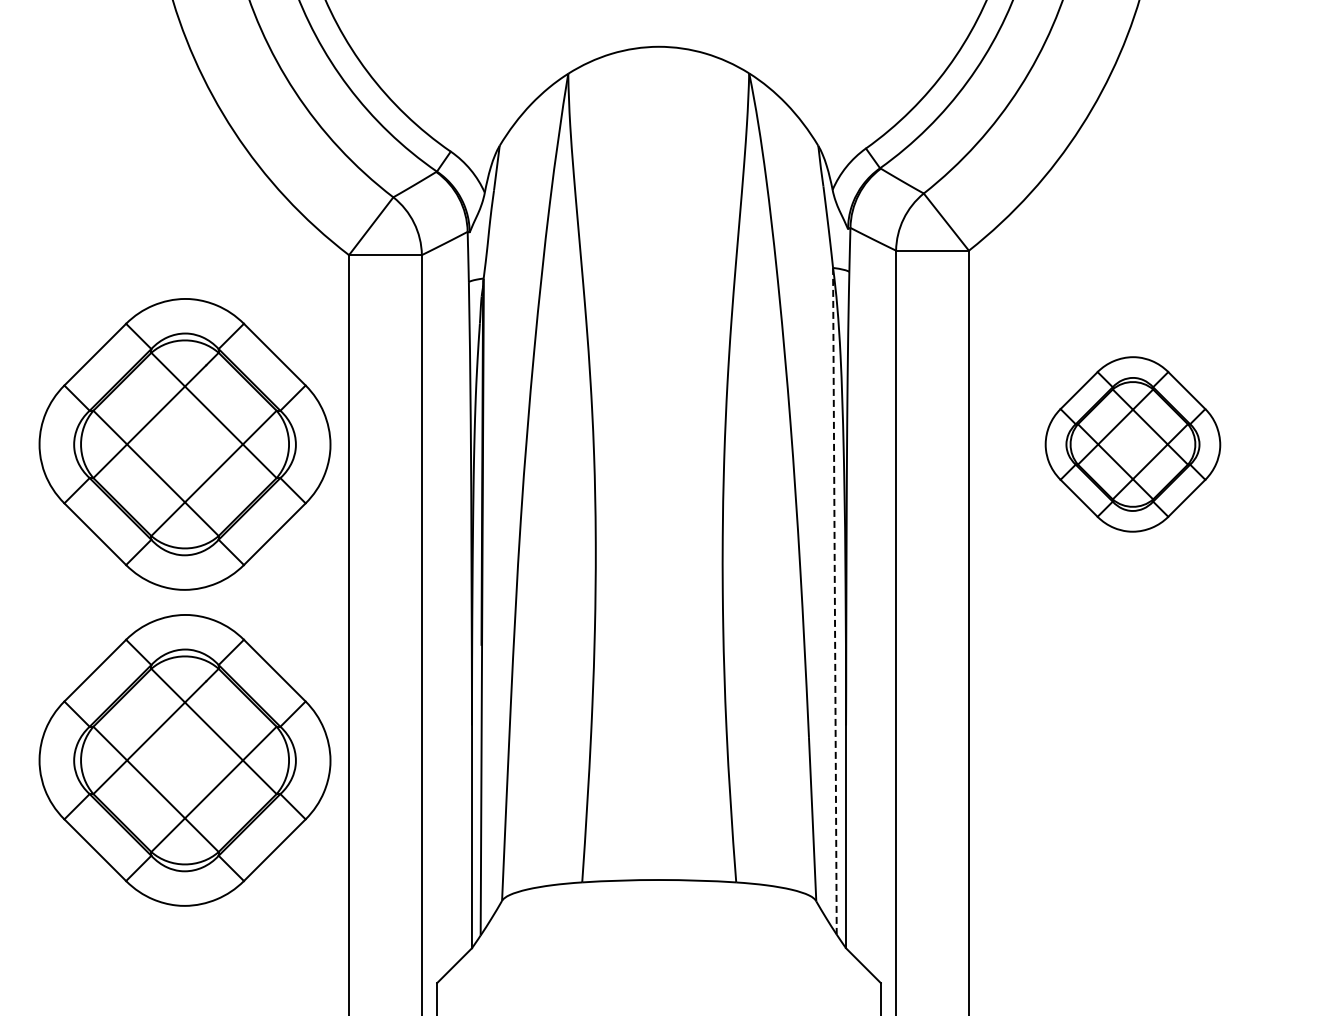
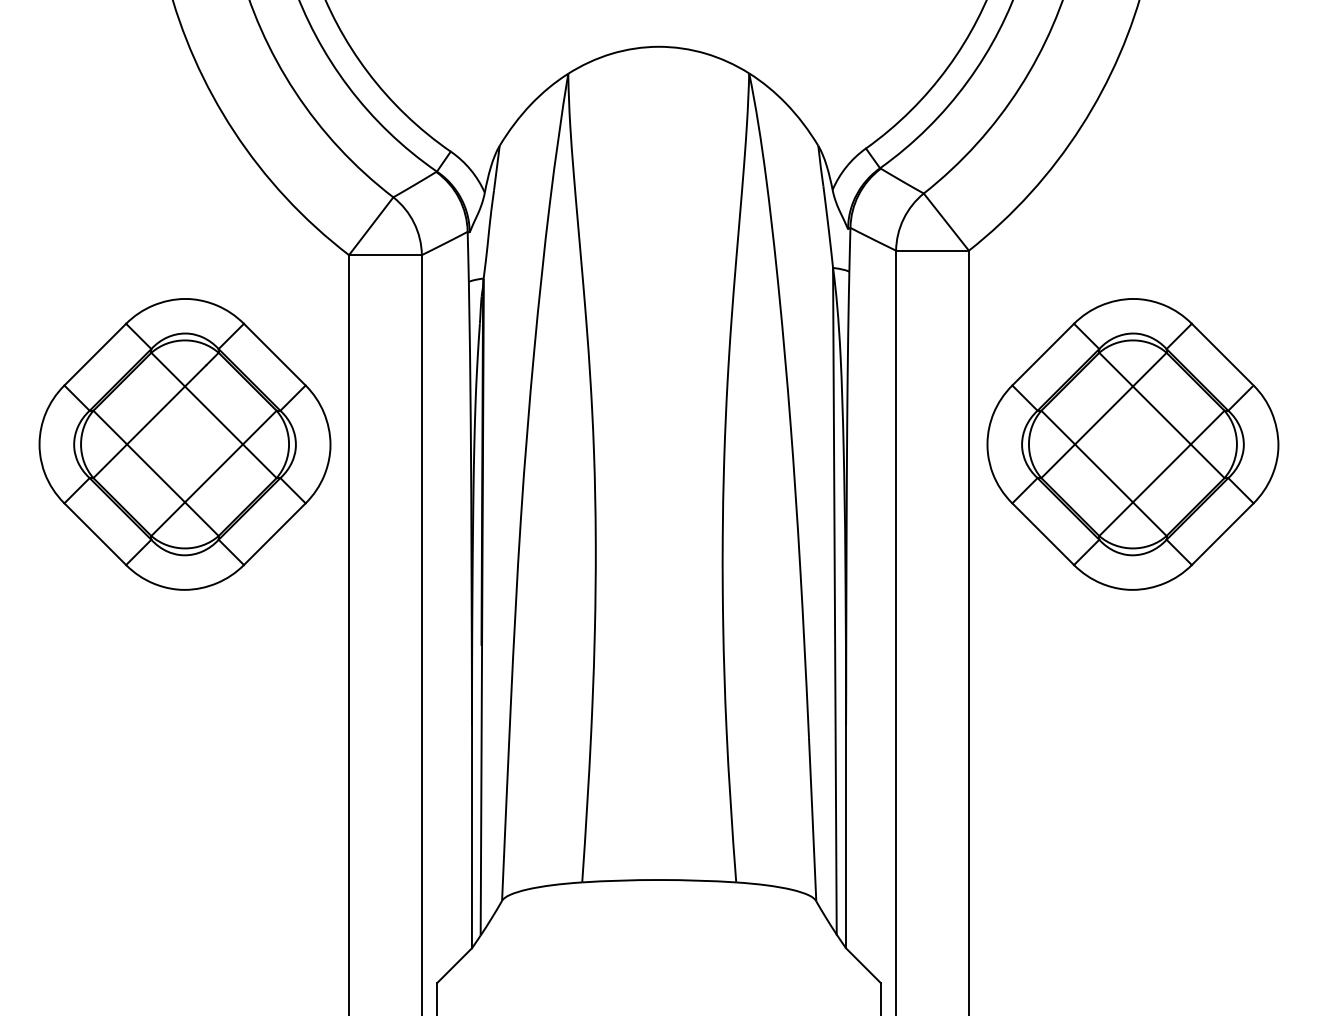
part size: 178x177 px -> 294x293 px (1132, 444)
line: dashed -> solid (834, 601)
part: present -> none (184, 760)
